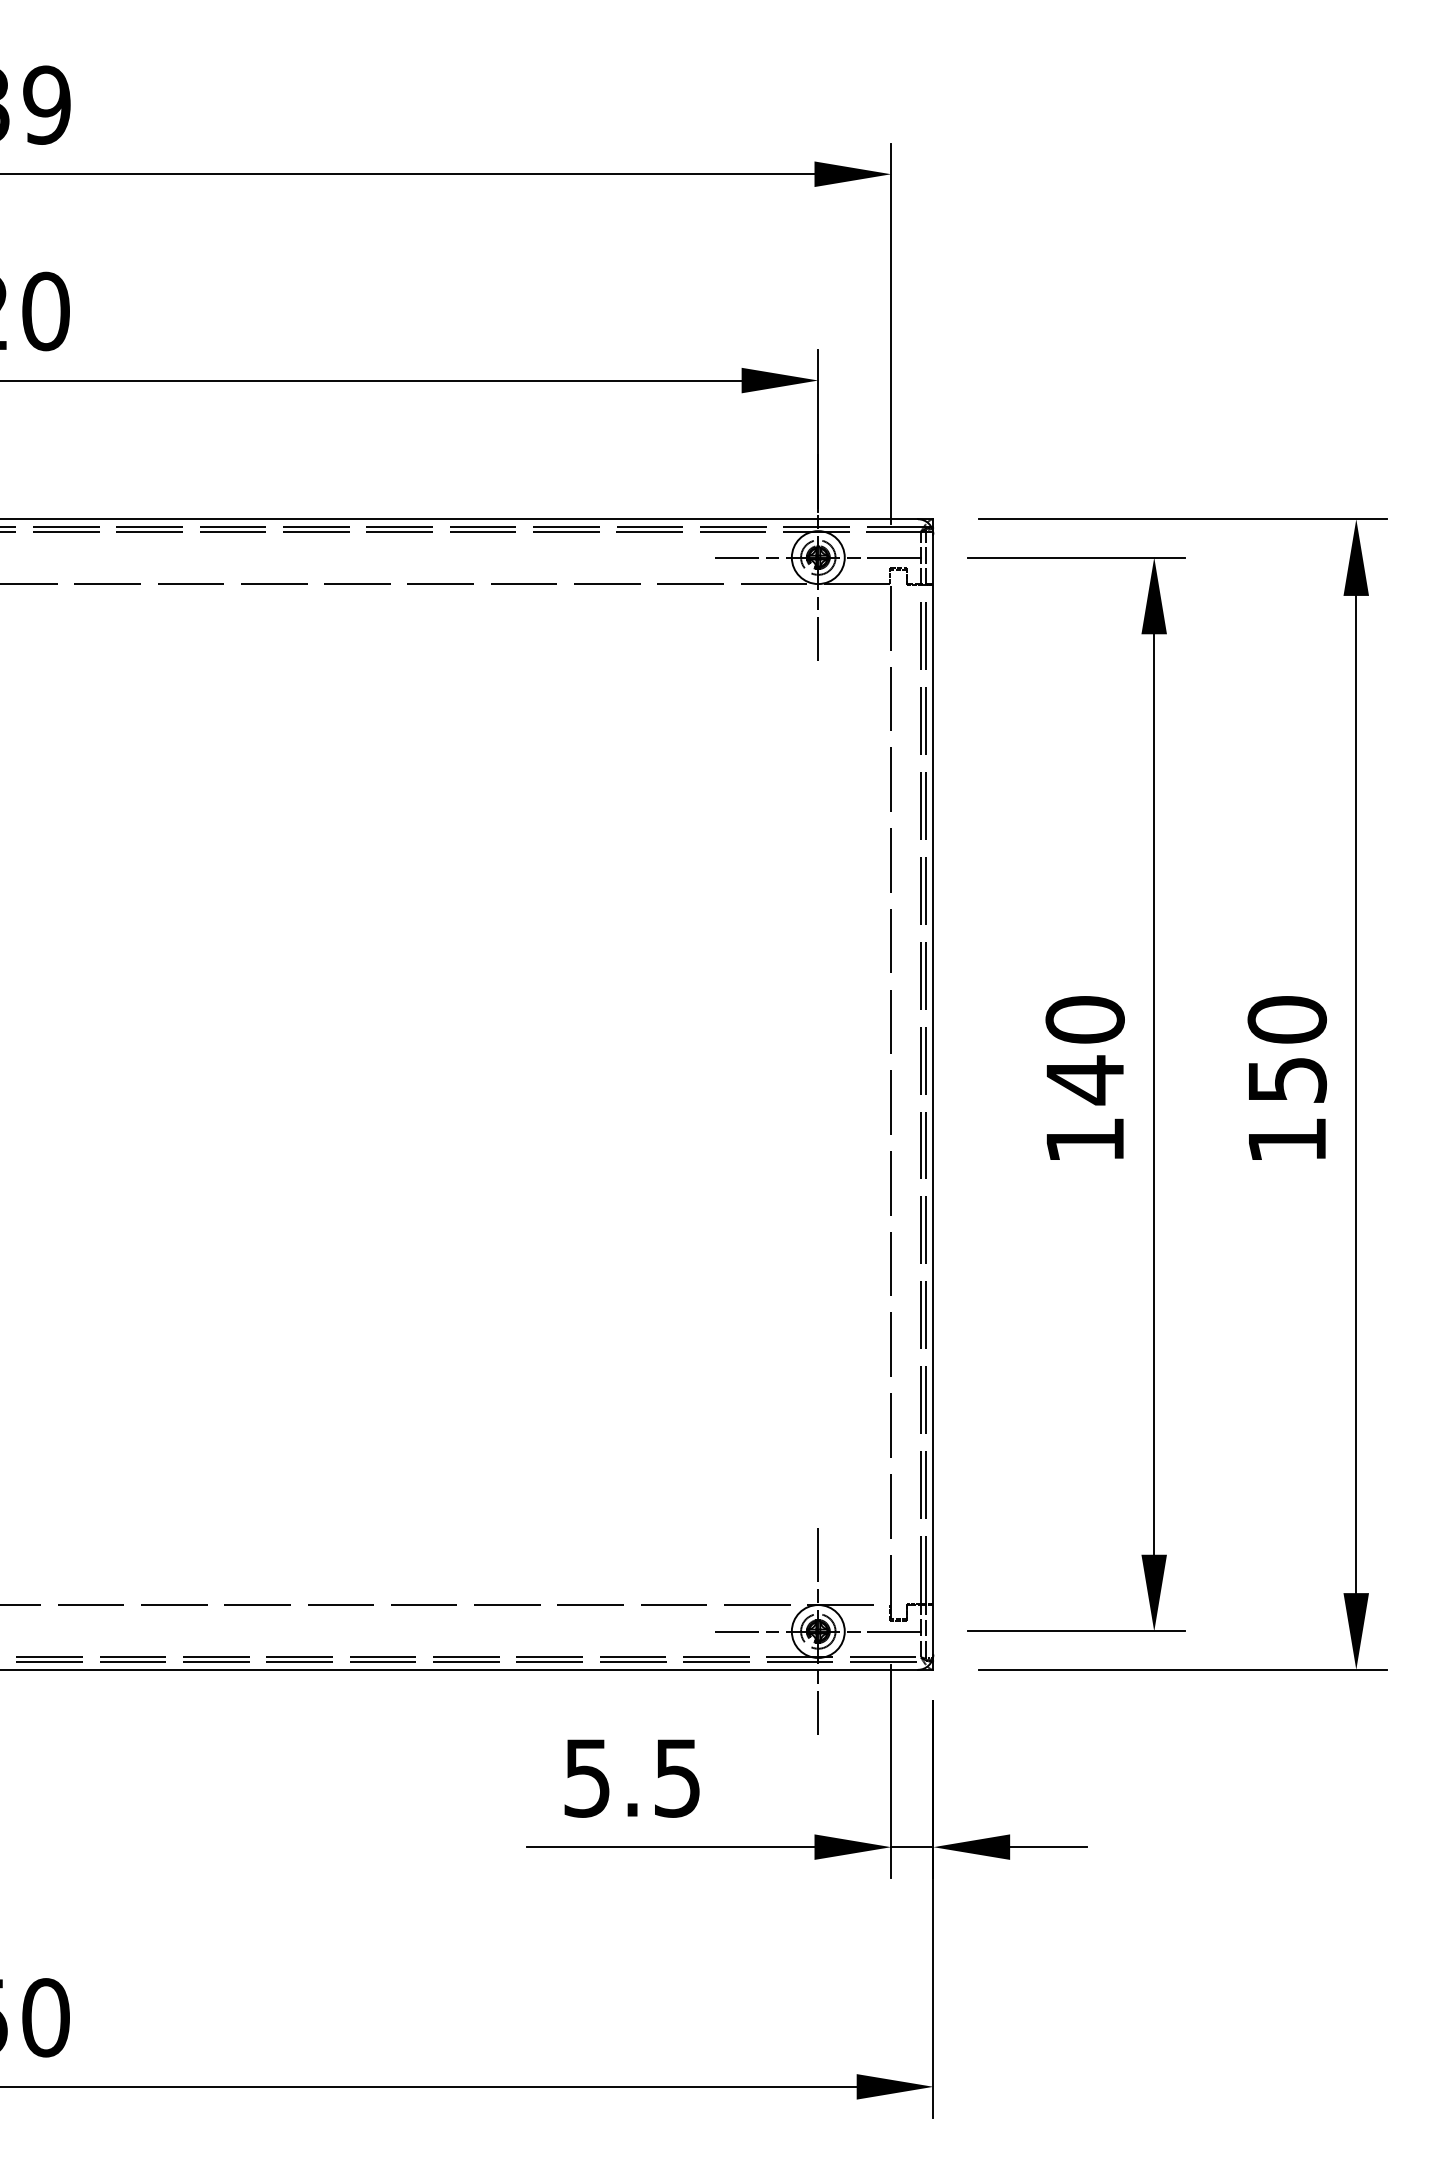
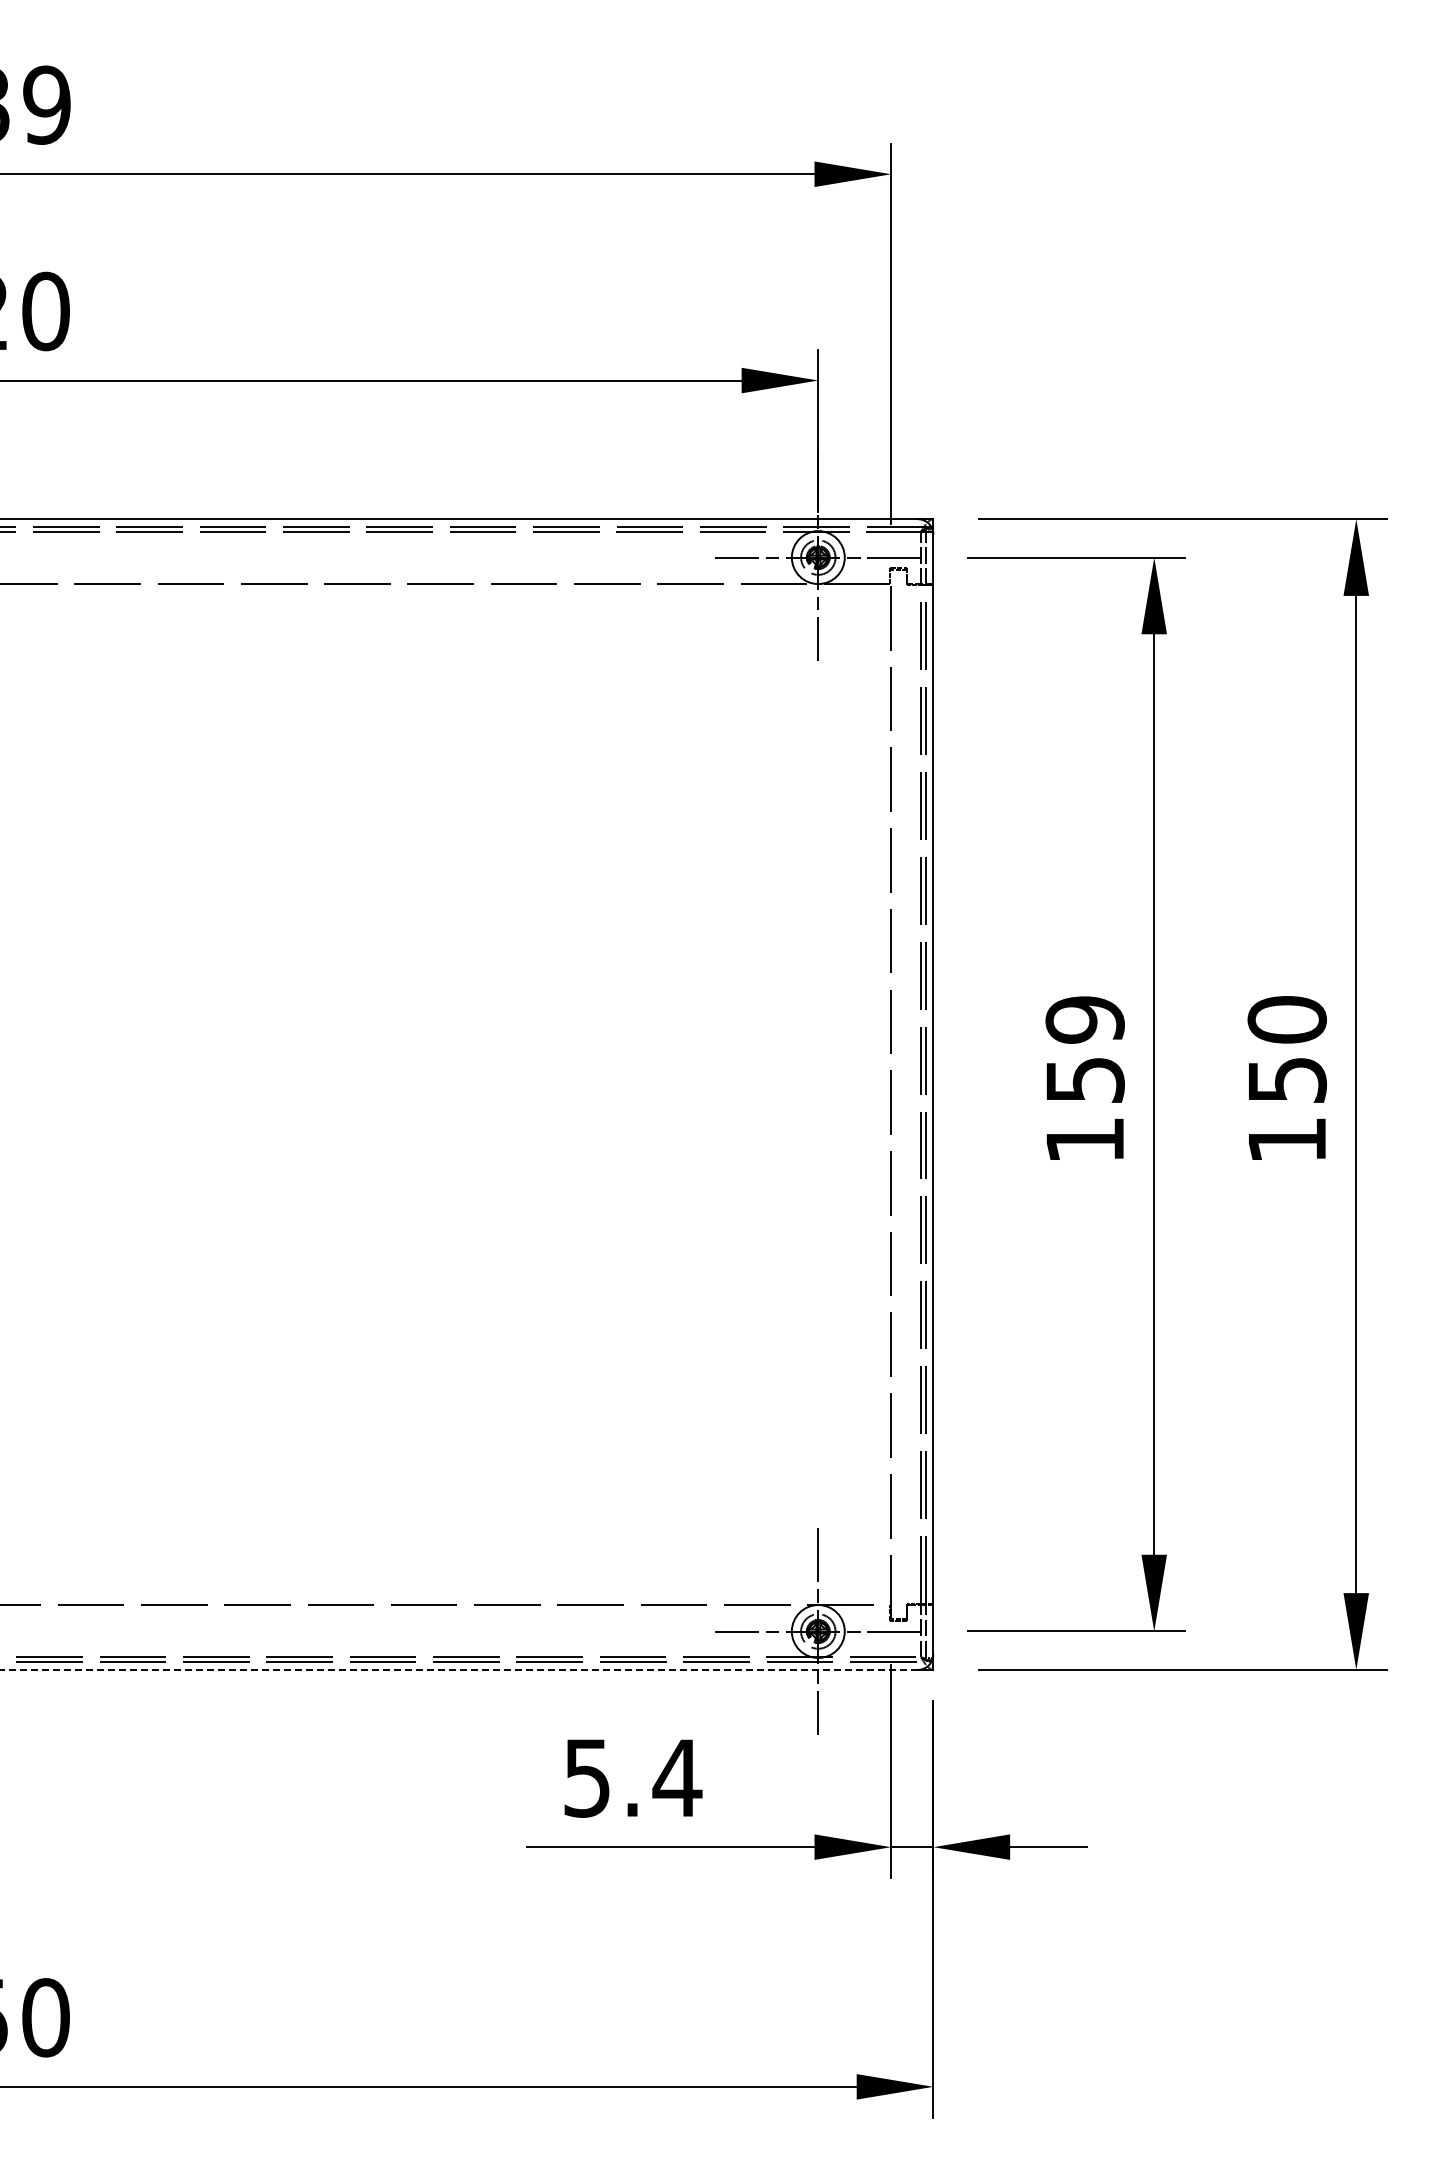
text: 140 -> 159 (1084, 1050)
line: solid -> dashed (459, 1669)
text: 5.5 -> 5.4 (677, 1778)
